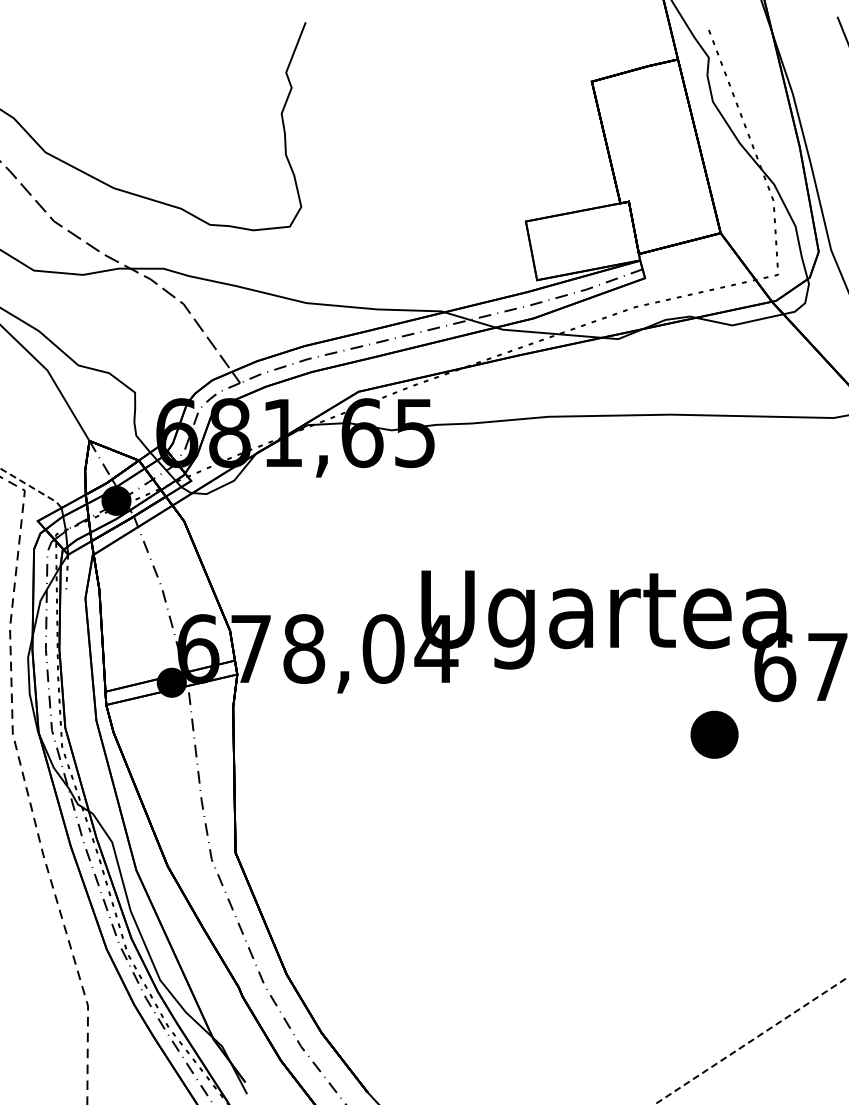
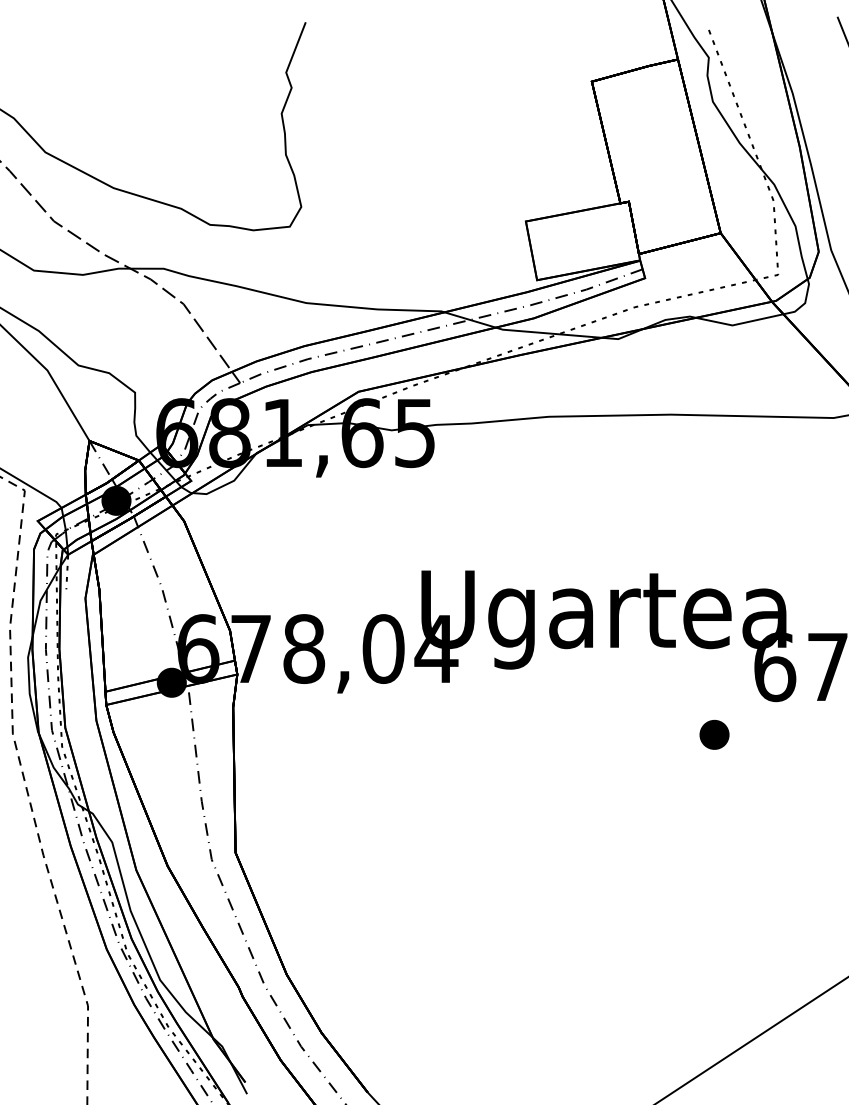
line: dashed -> solid (31, 487)
part size: 49x49 px -> 31x30 px (714, 734)
line: dashed -> solid (751, 1040)
